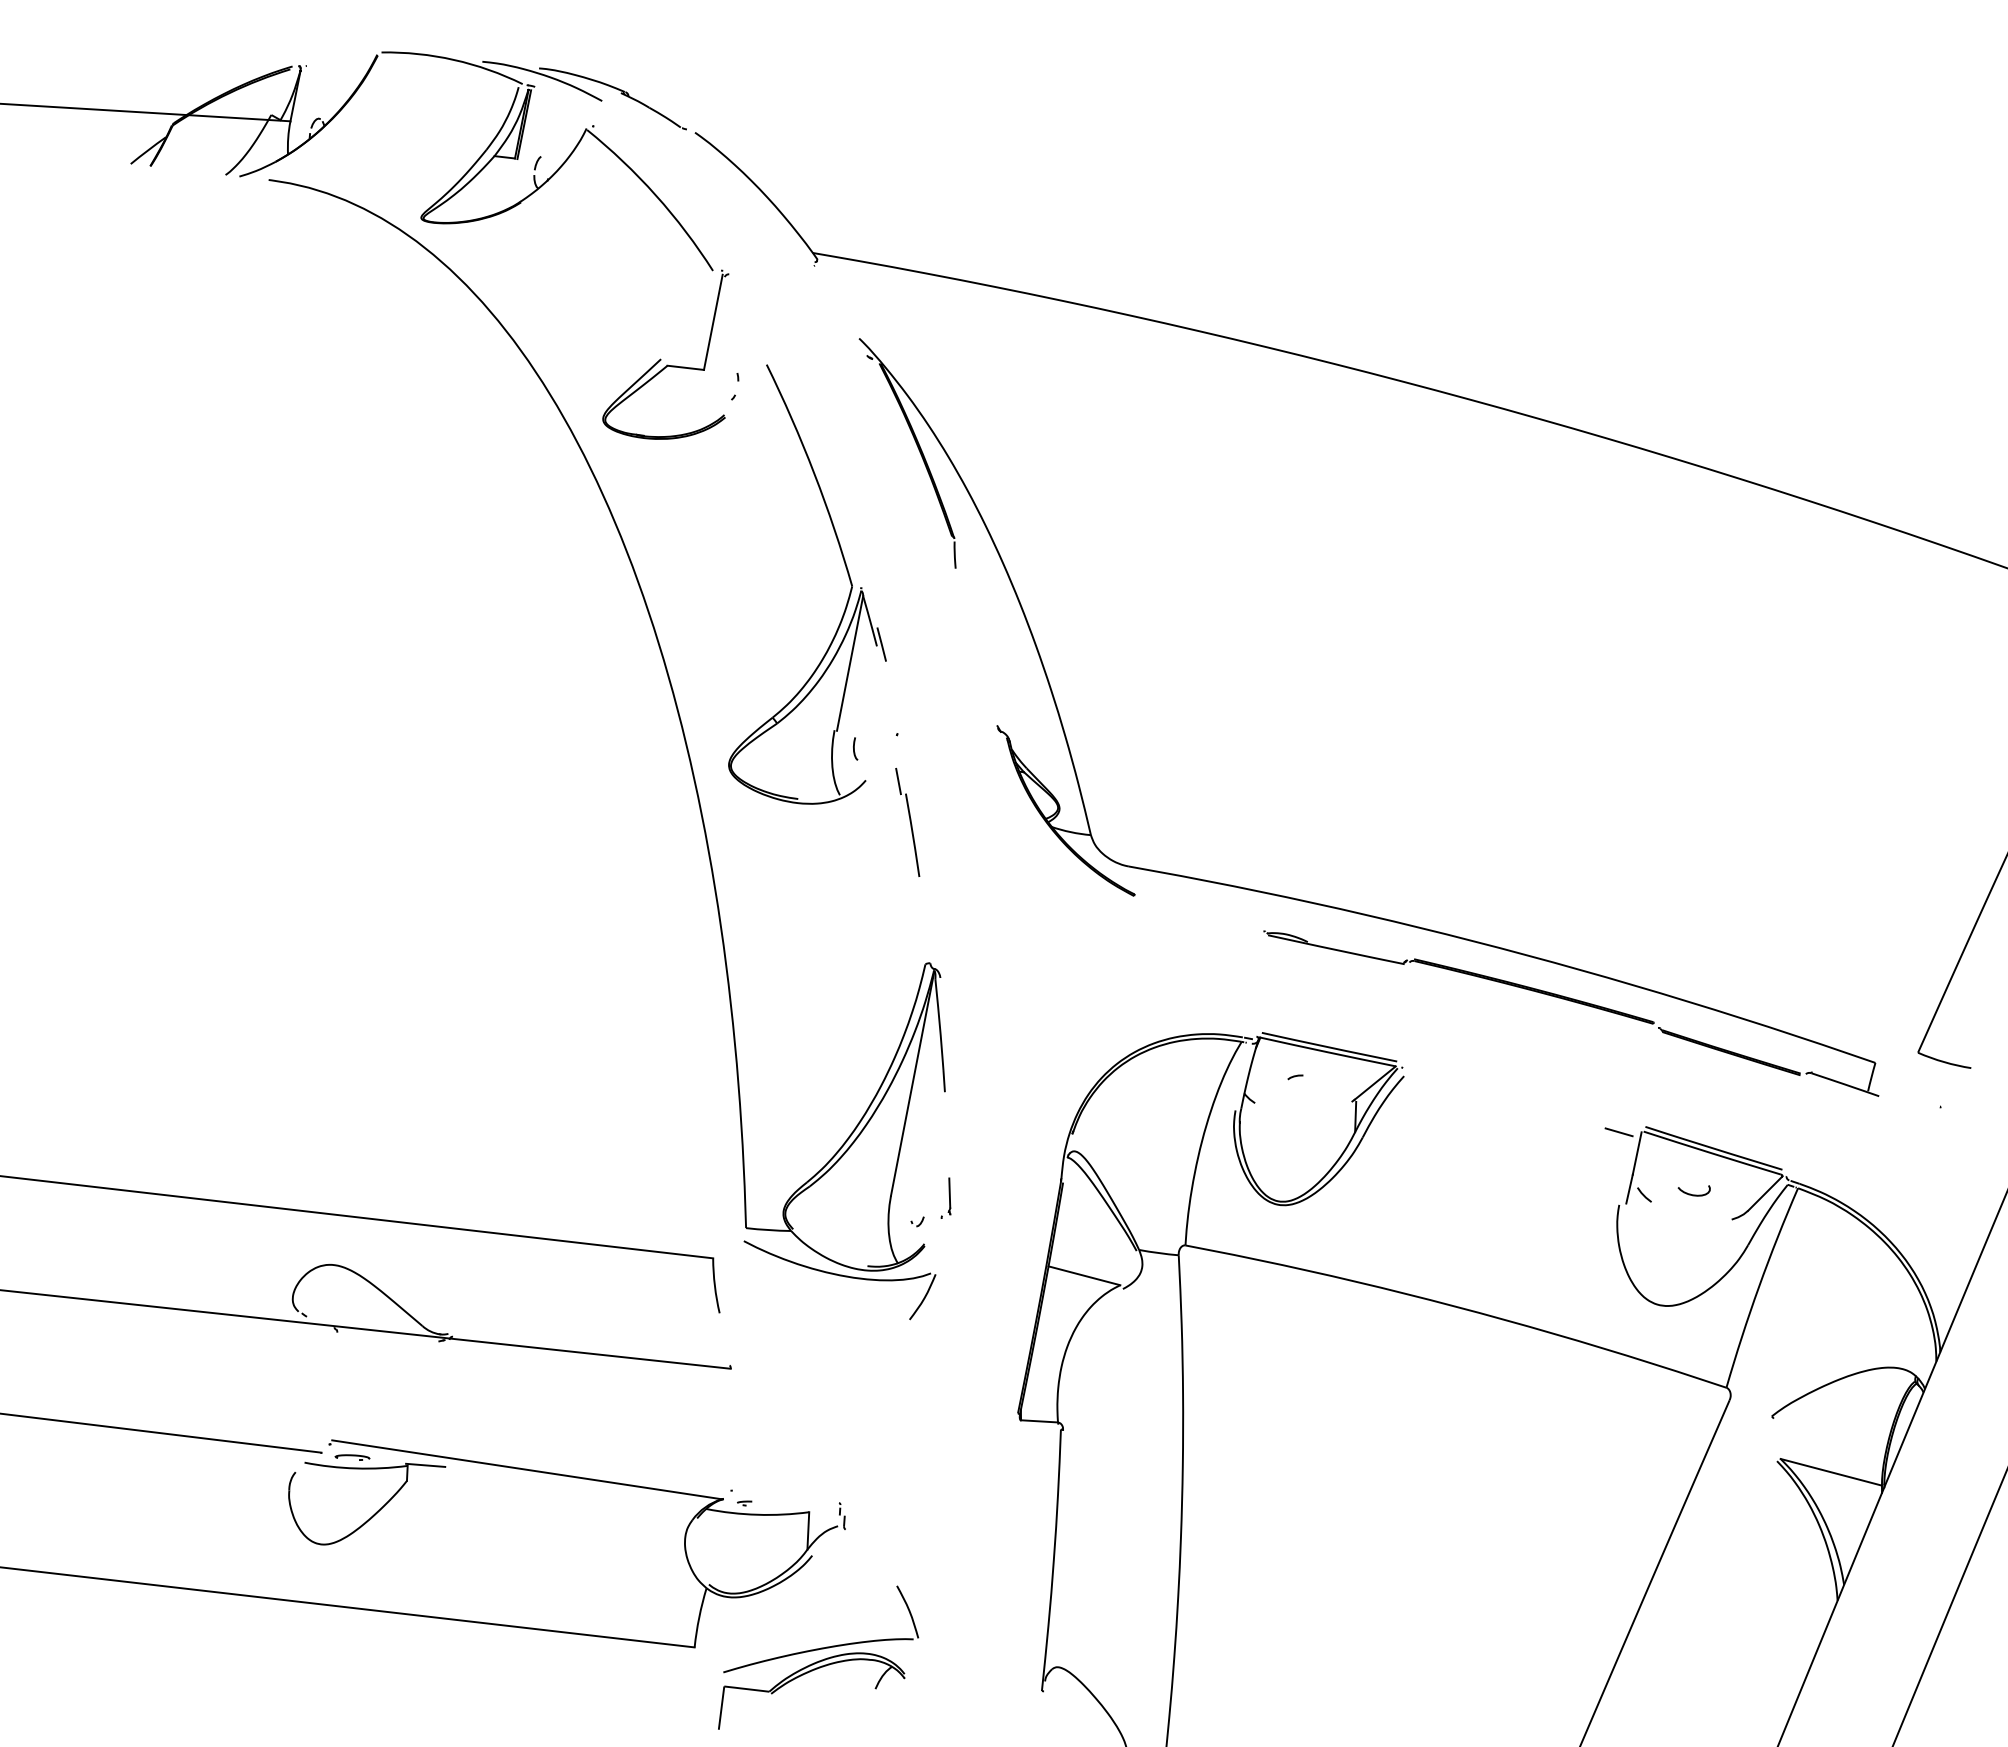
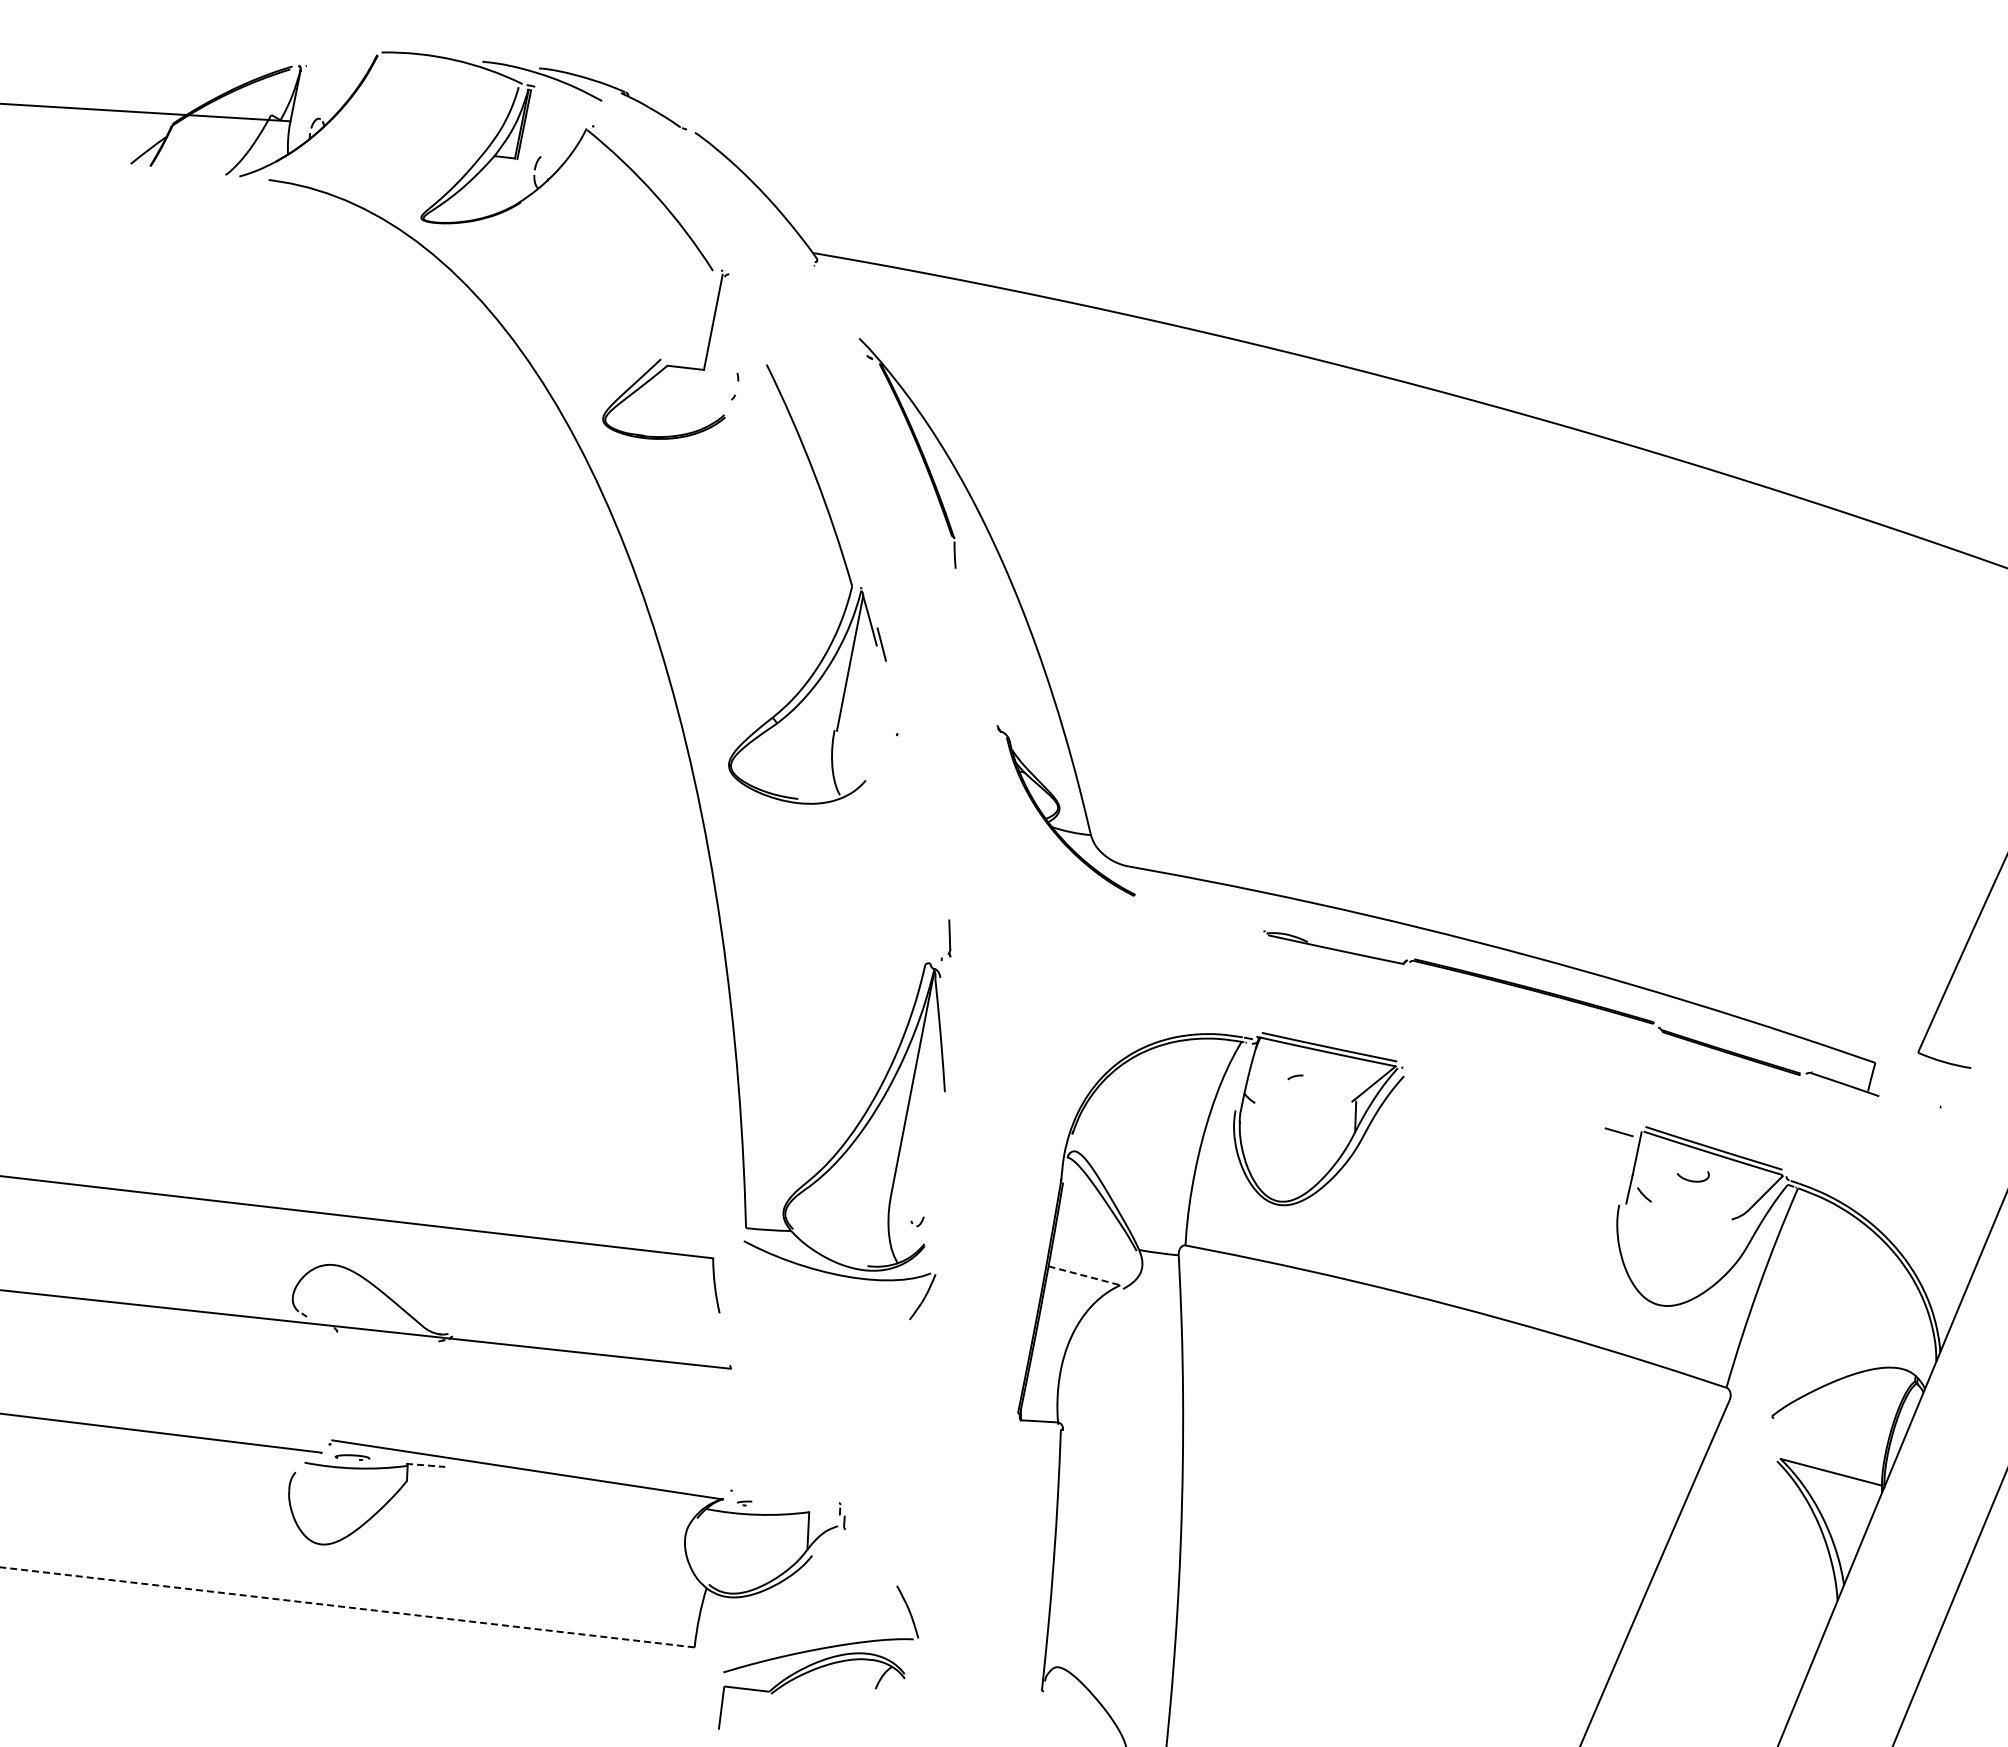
curve: present -> none (854, 748)
part: present -> none (907, 821)
curve position: (1693, 1194) -> (1692, 1180) (1692, 1180)
part position: (945, 1197) -> (945, 939) (945, 939)
line: solid -> dashed (1084, 1275)
line: solid -> dashed (425, 1465)
line: solid -> dashed (346, 1607)
